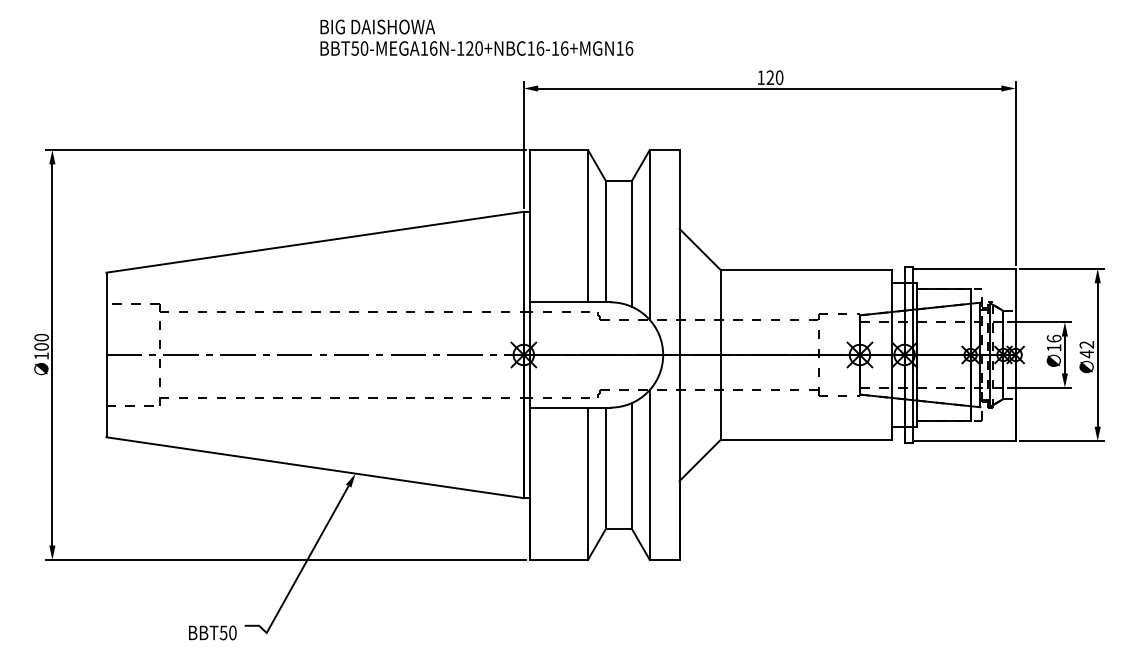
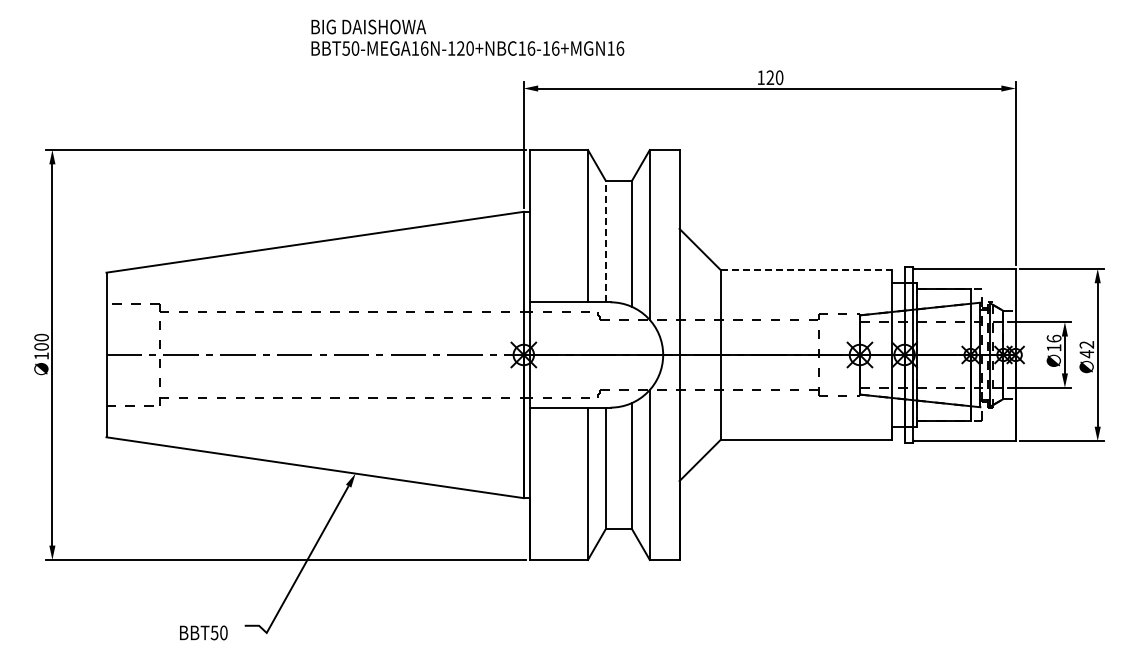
text position: (476, 37) -> (467, 37) (467, 37)
line: solid -> dashed (605, 241)
line: solid -> dashed (806, 269)
text position: (212, 632) -> (203, 632) (203, 632)
